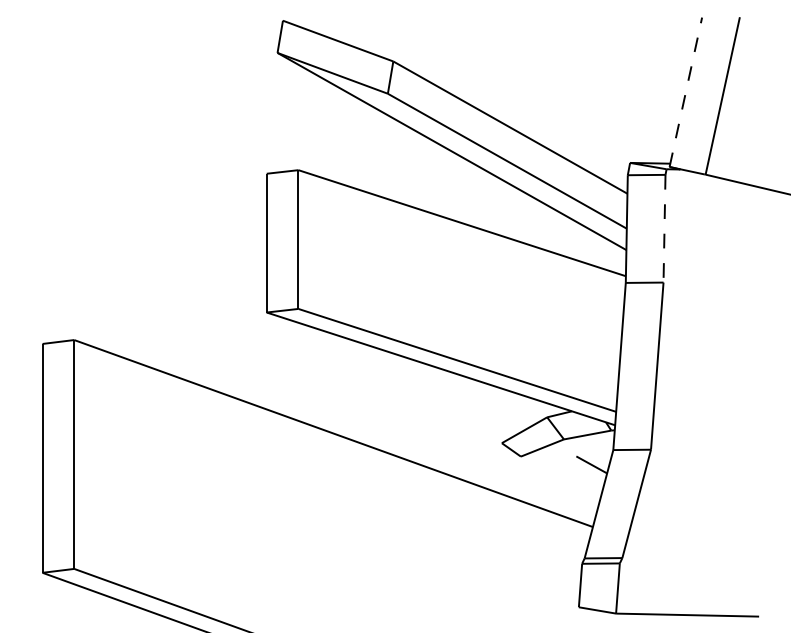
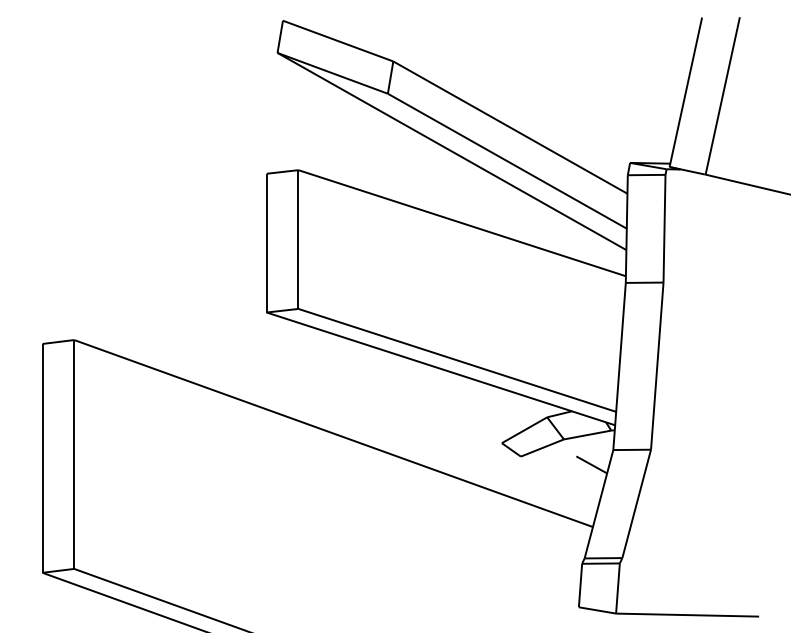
line: dashed -> solid (685, 91)
line: dashed -> solid (664, 228)
